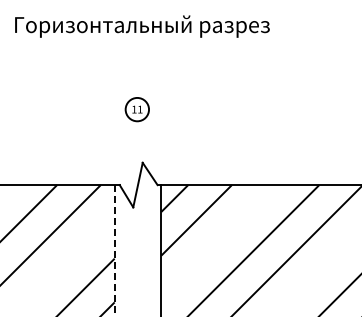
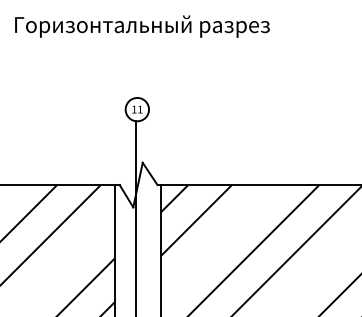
line: none -> present (136, 217)
line: dashed -> solid (114, 251)
